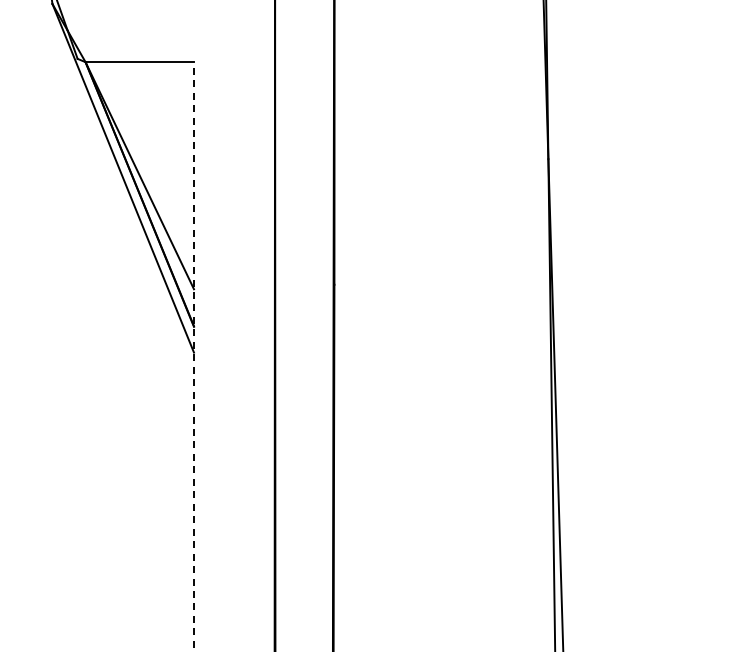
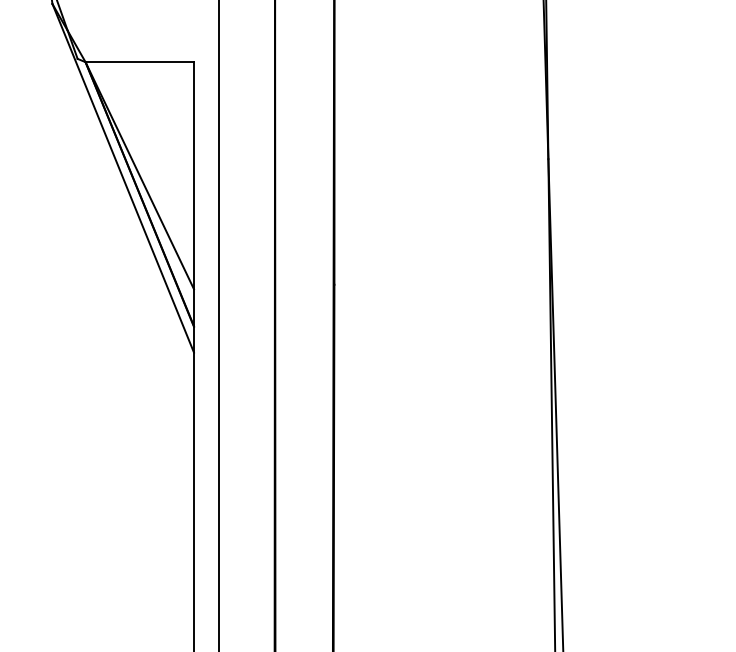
line: none -> present (219, 325)
line: dashed -> solid (194, 356)
